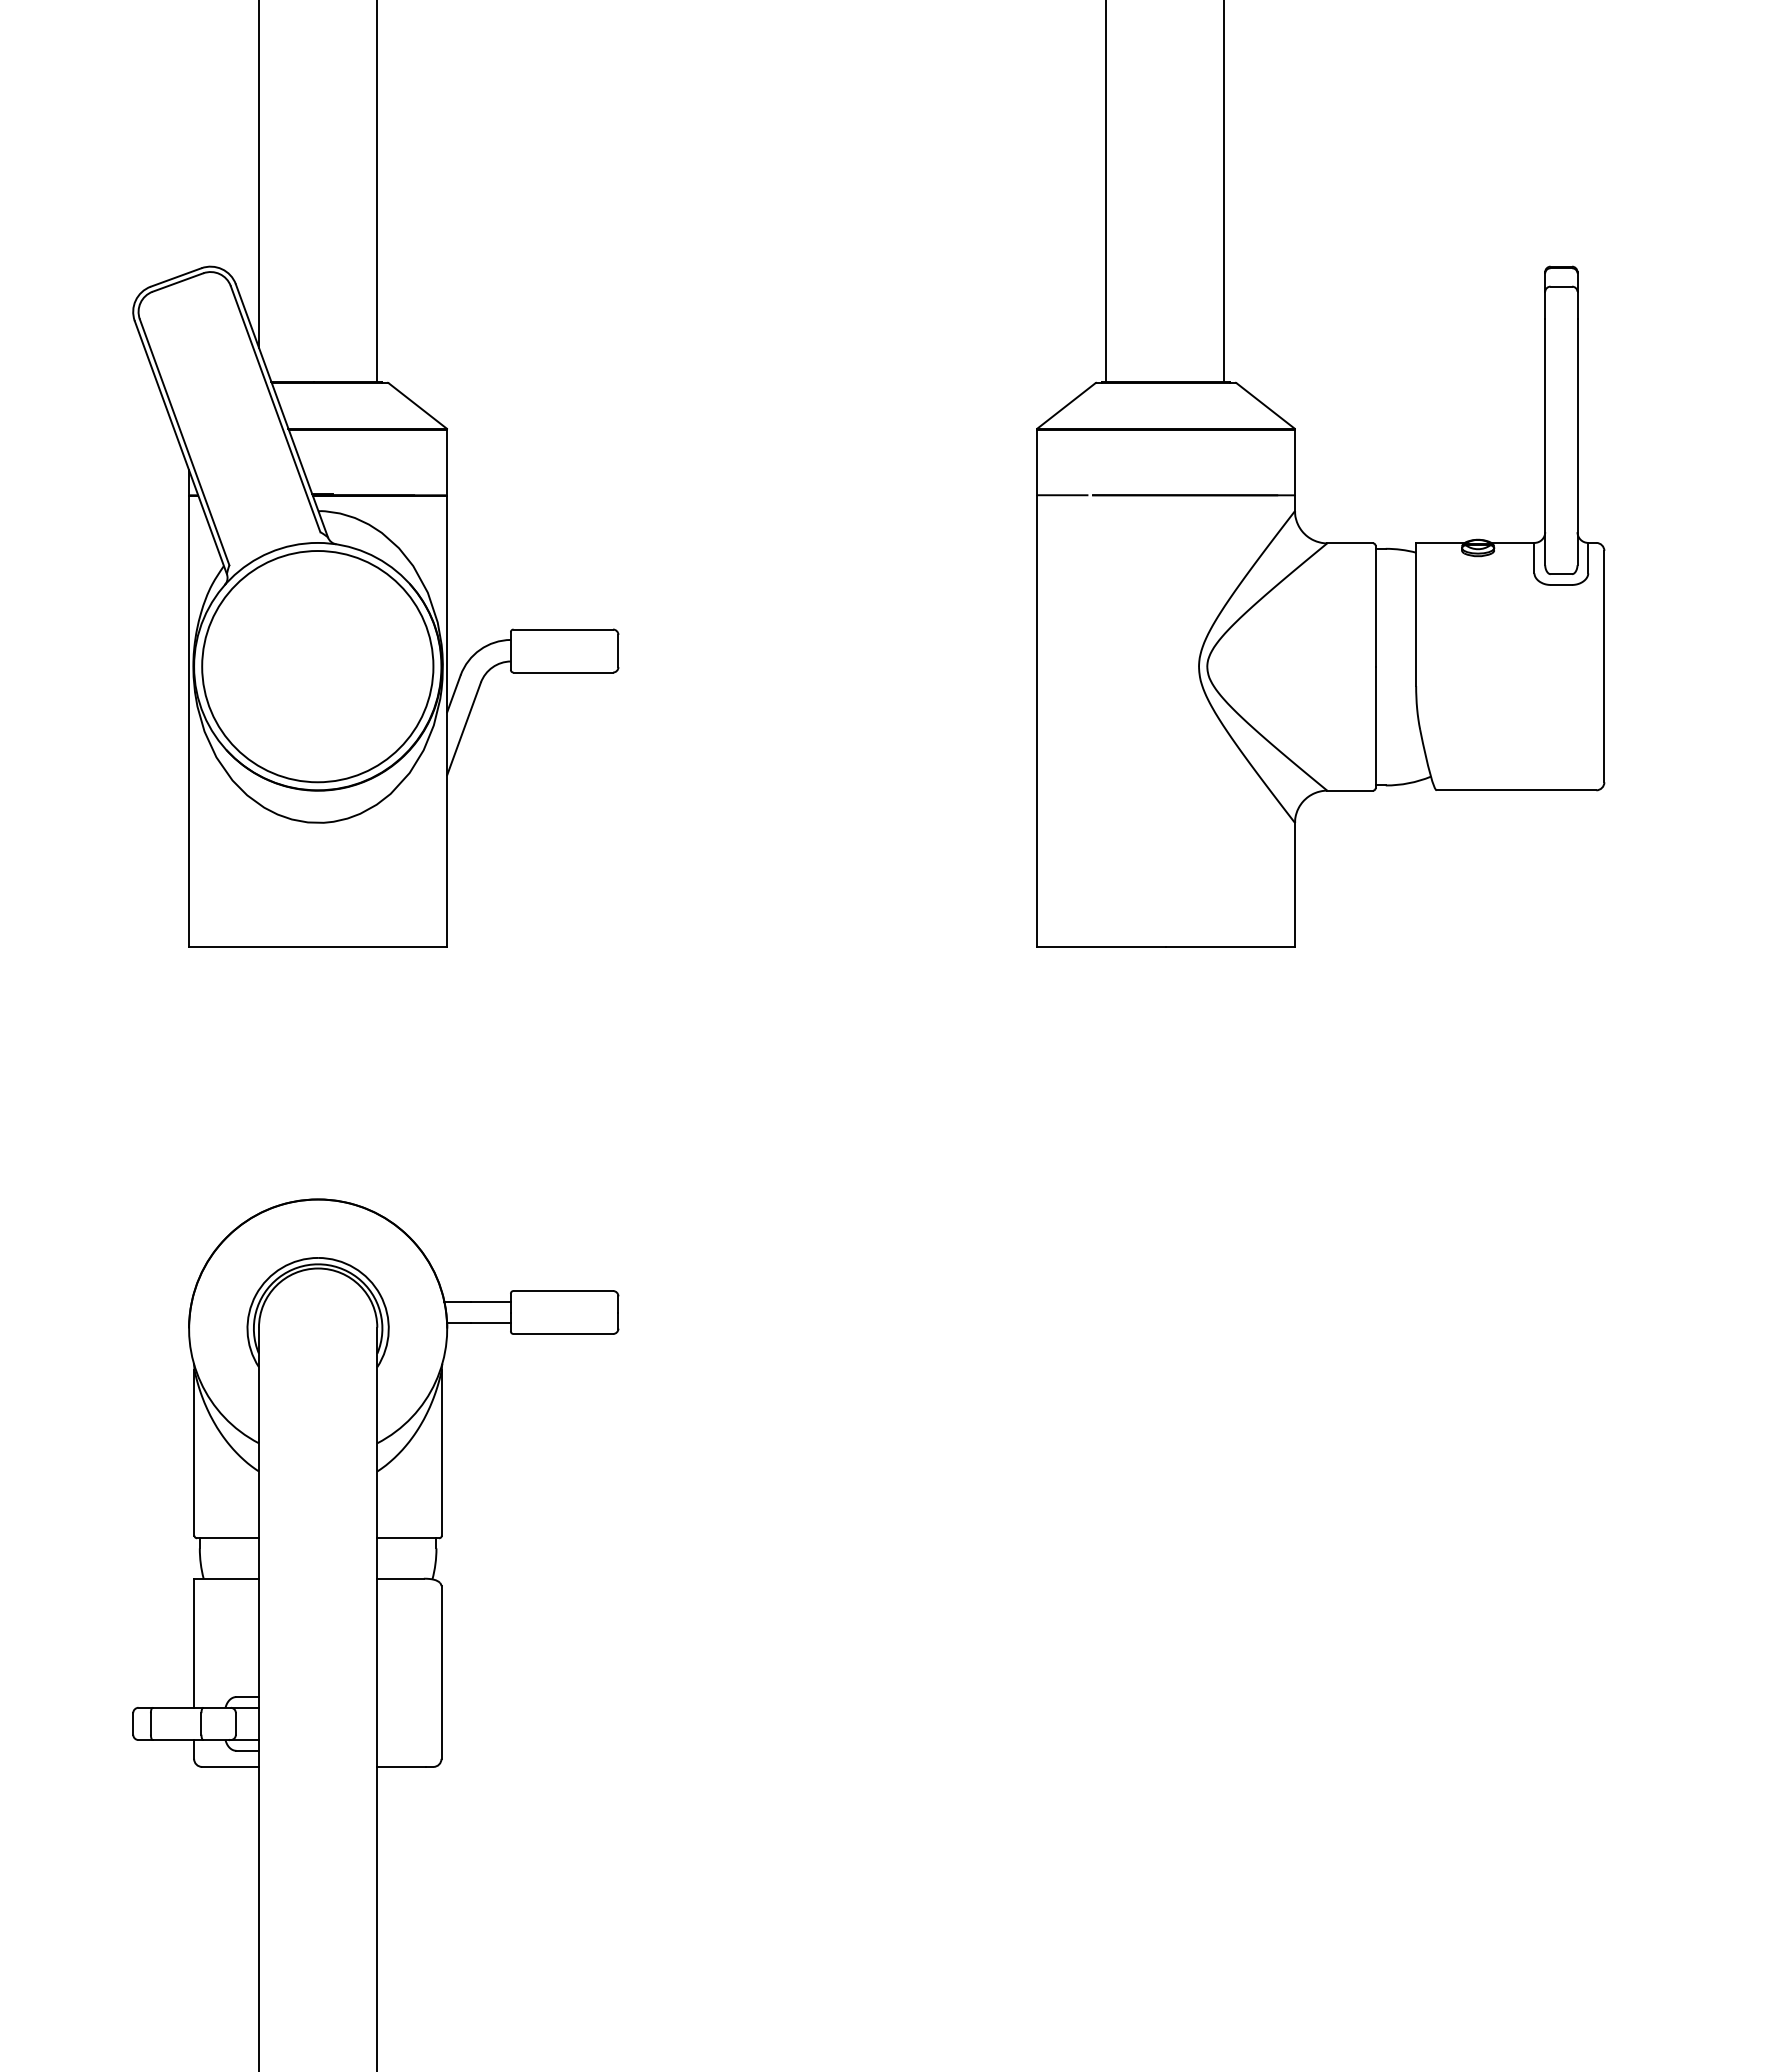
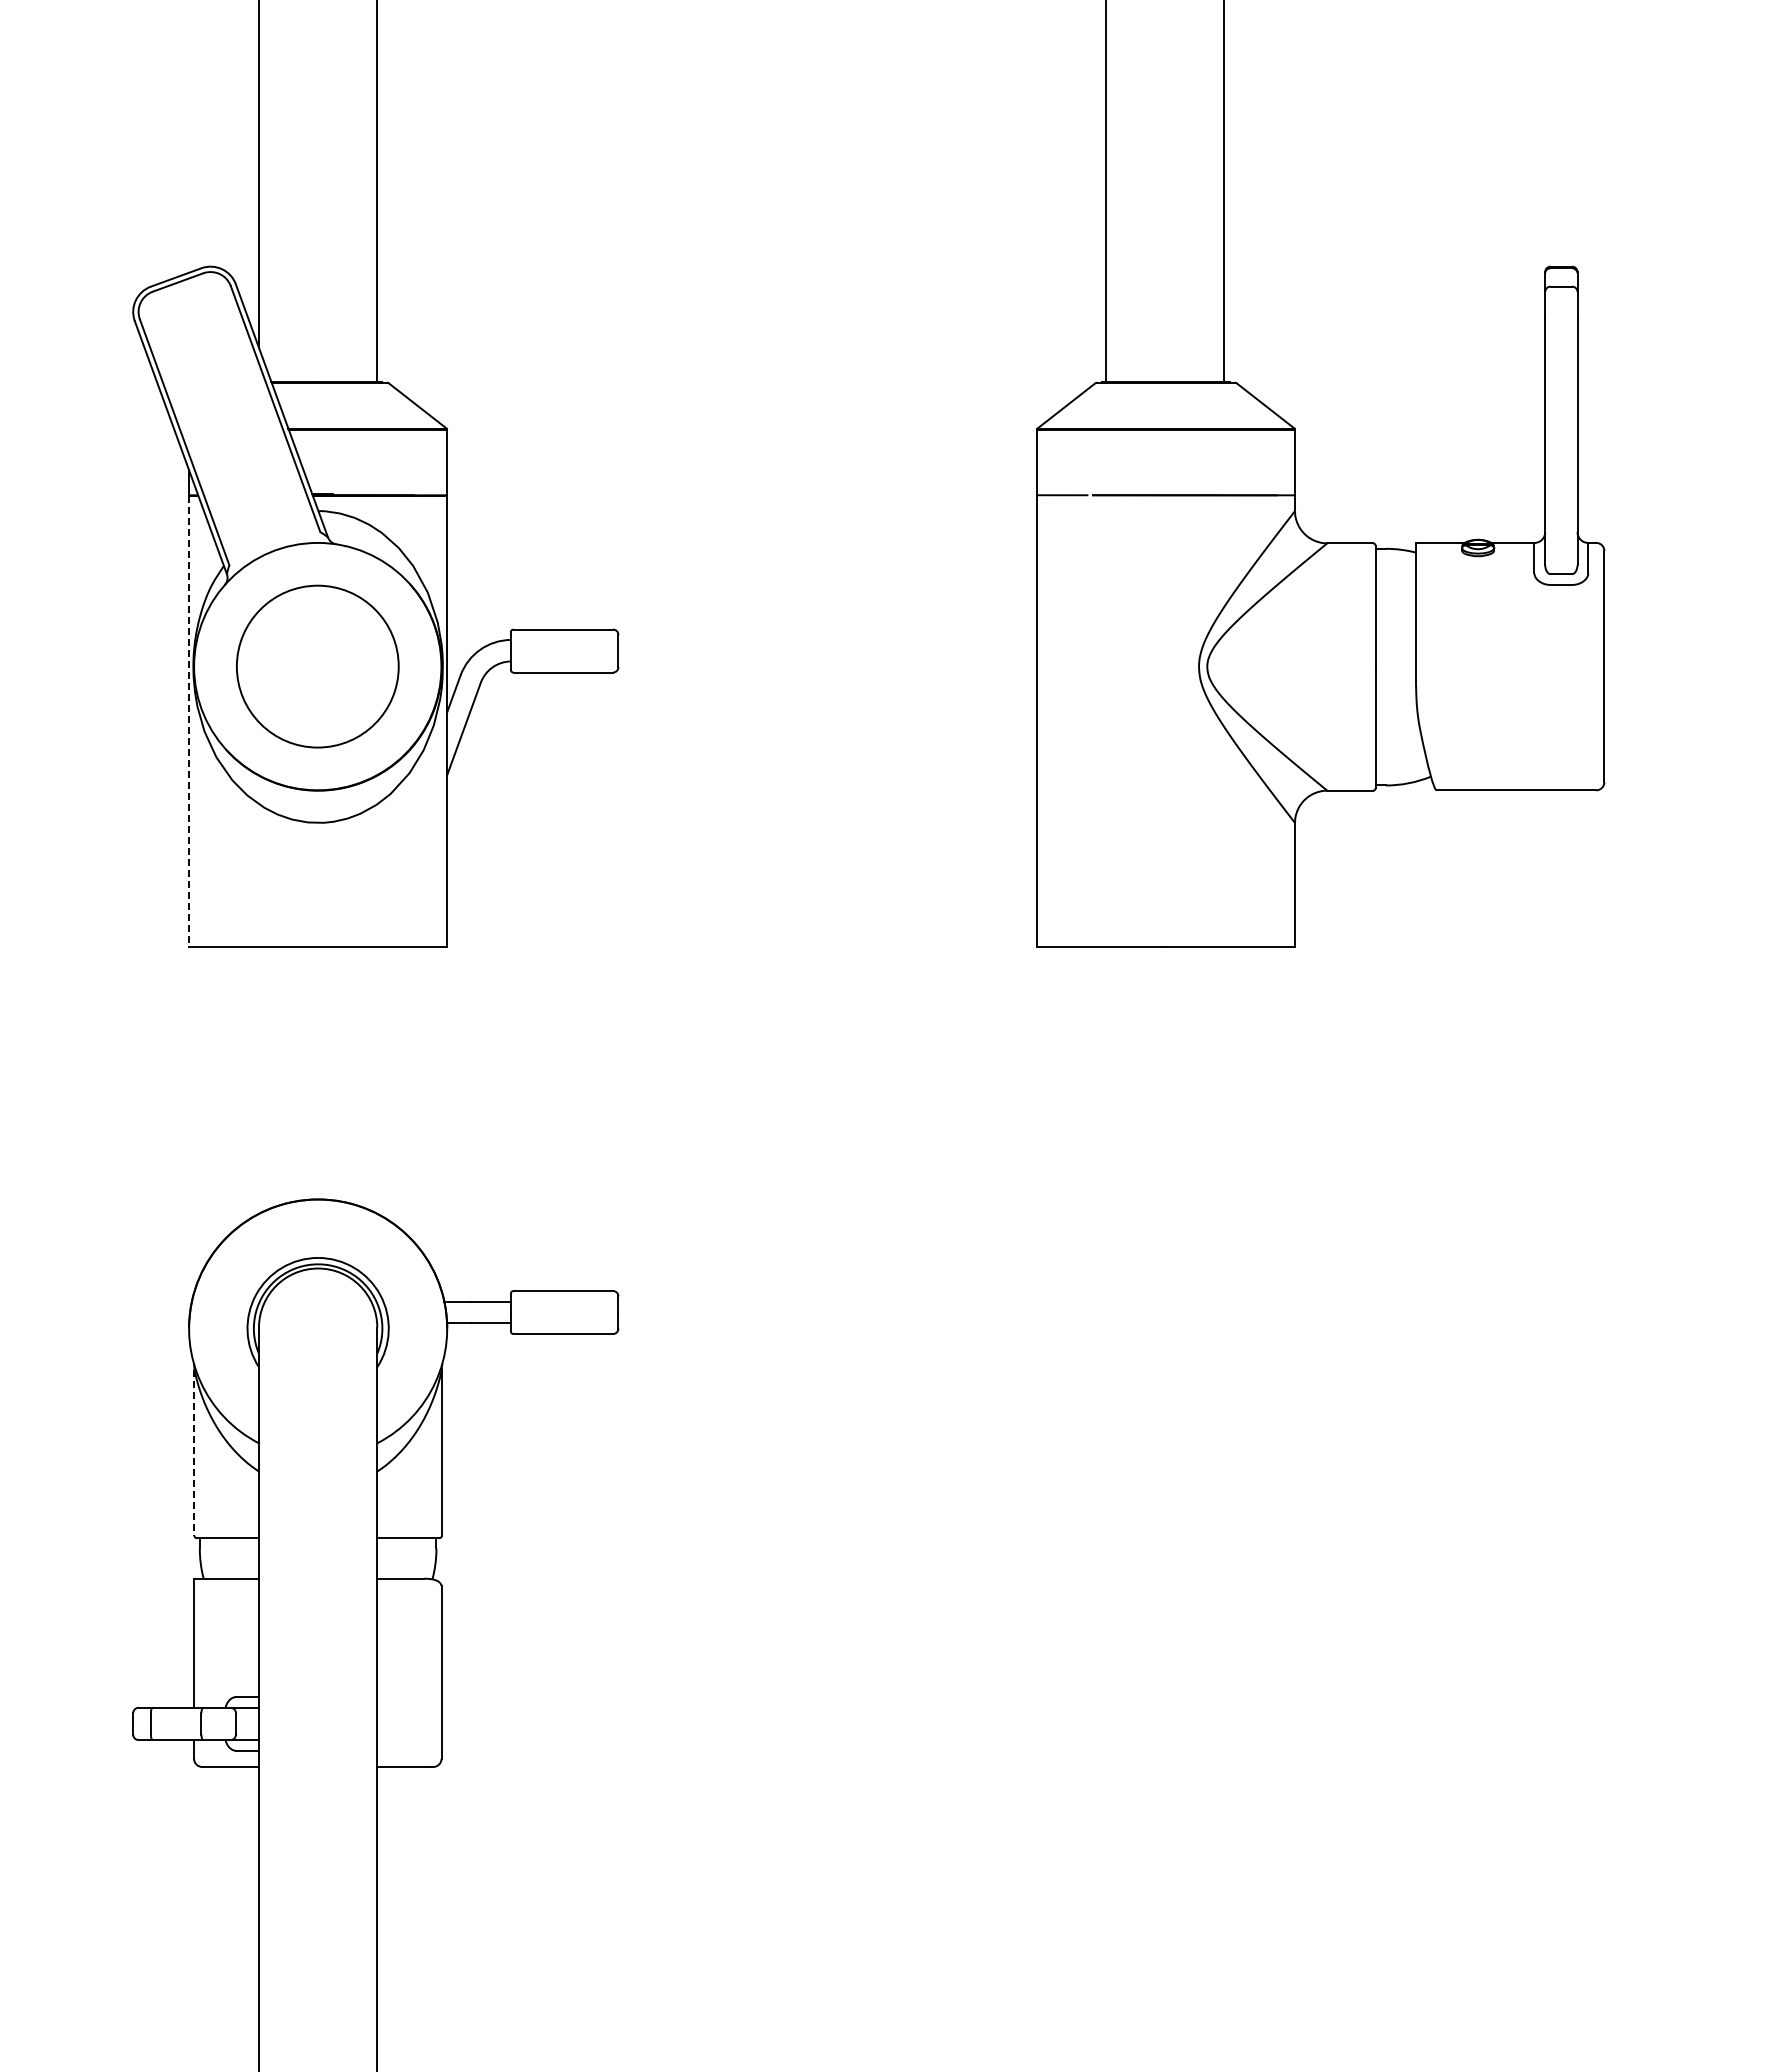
circle diameter: 231 px -> 162 px (317, 666)
line: solid -> dashed (189, 721)
line: solid -> dashed (194, 1452)
